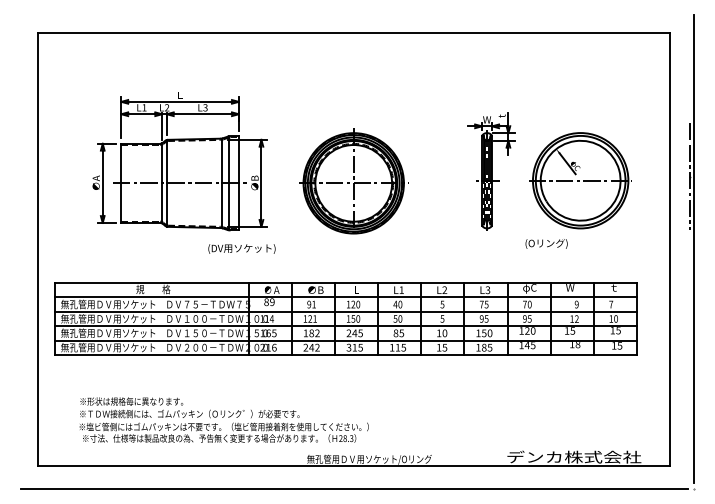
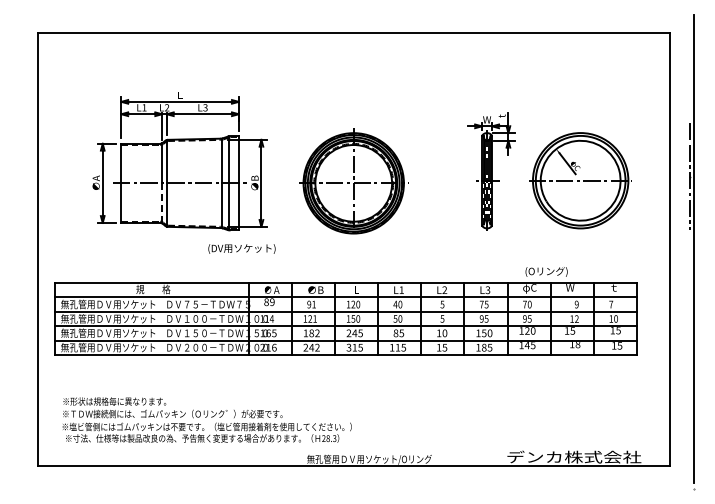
line: solid -> dashed (162, 202)
text position: (546, 243) -> (546, 271) (546, 271)
text position: (223, 419) -> (206, 419) (206, 419)
line: present -> none (354, 488)
